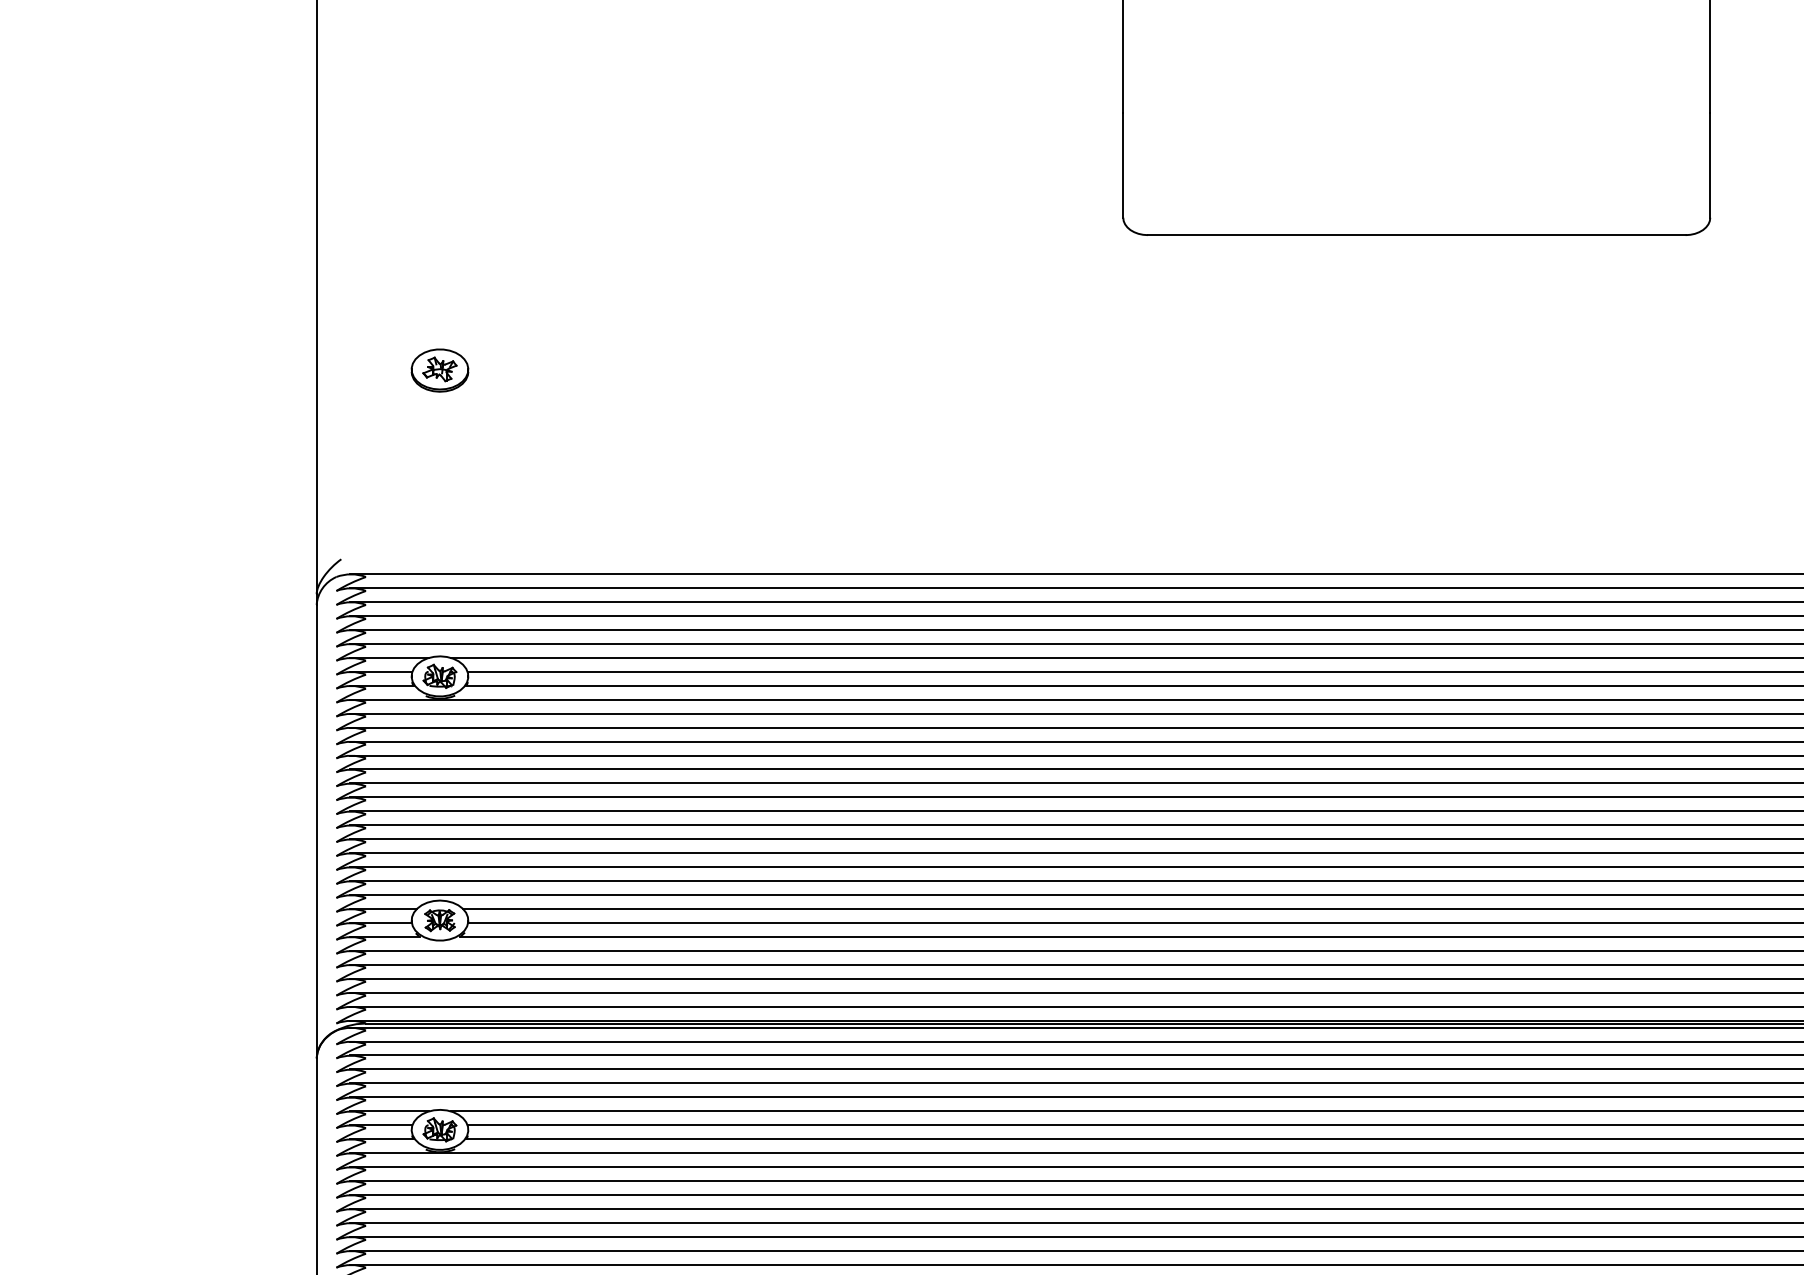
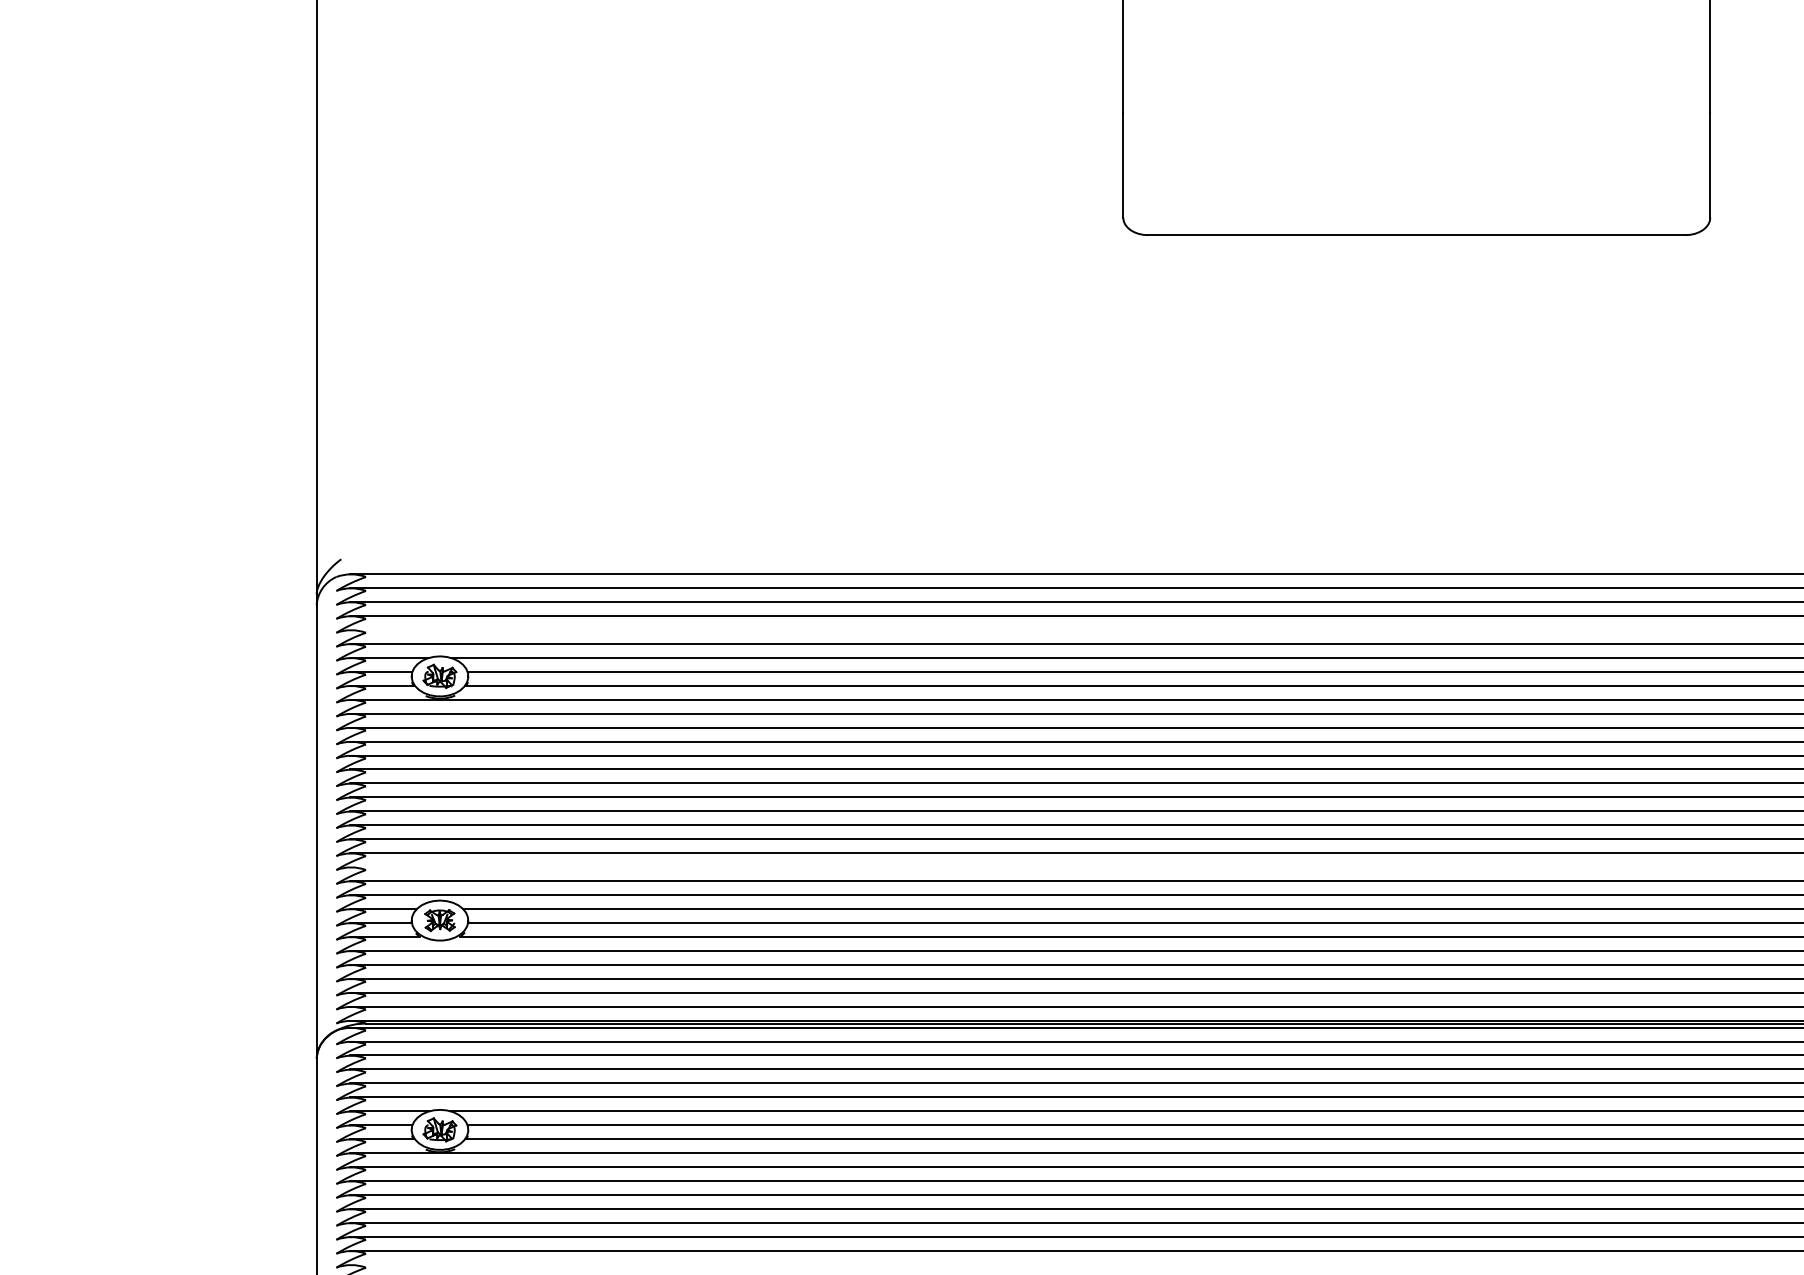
part: present -> none (439, 370)
line: present -> none (1074, 629)
line: present -> none (1074, 867)
line: present -> none (1074, 1264)
